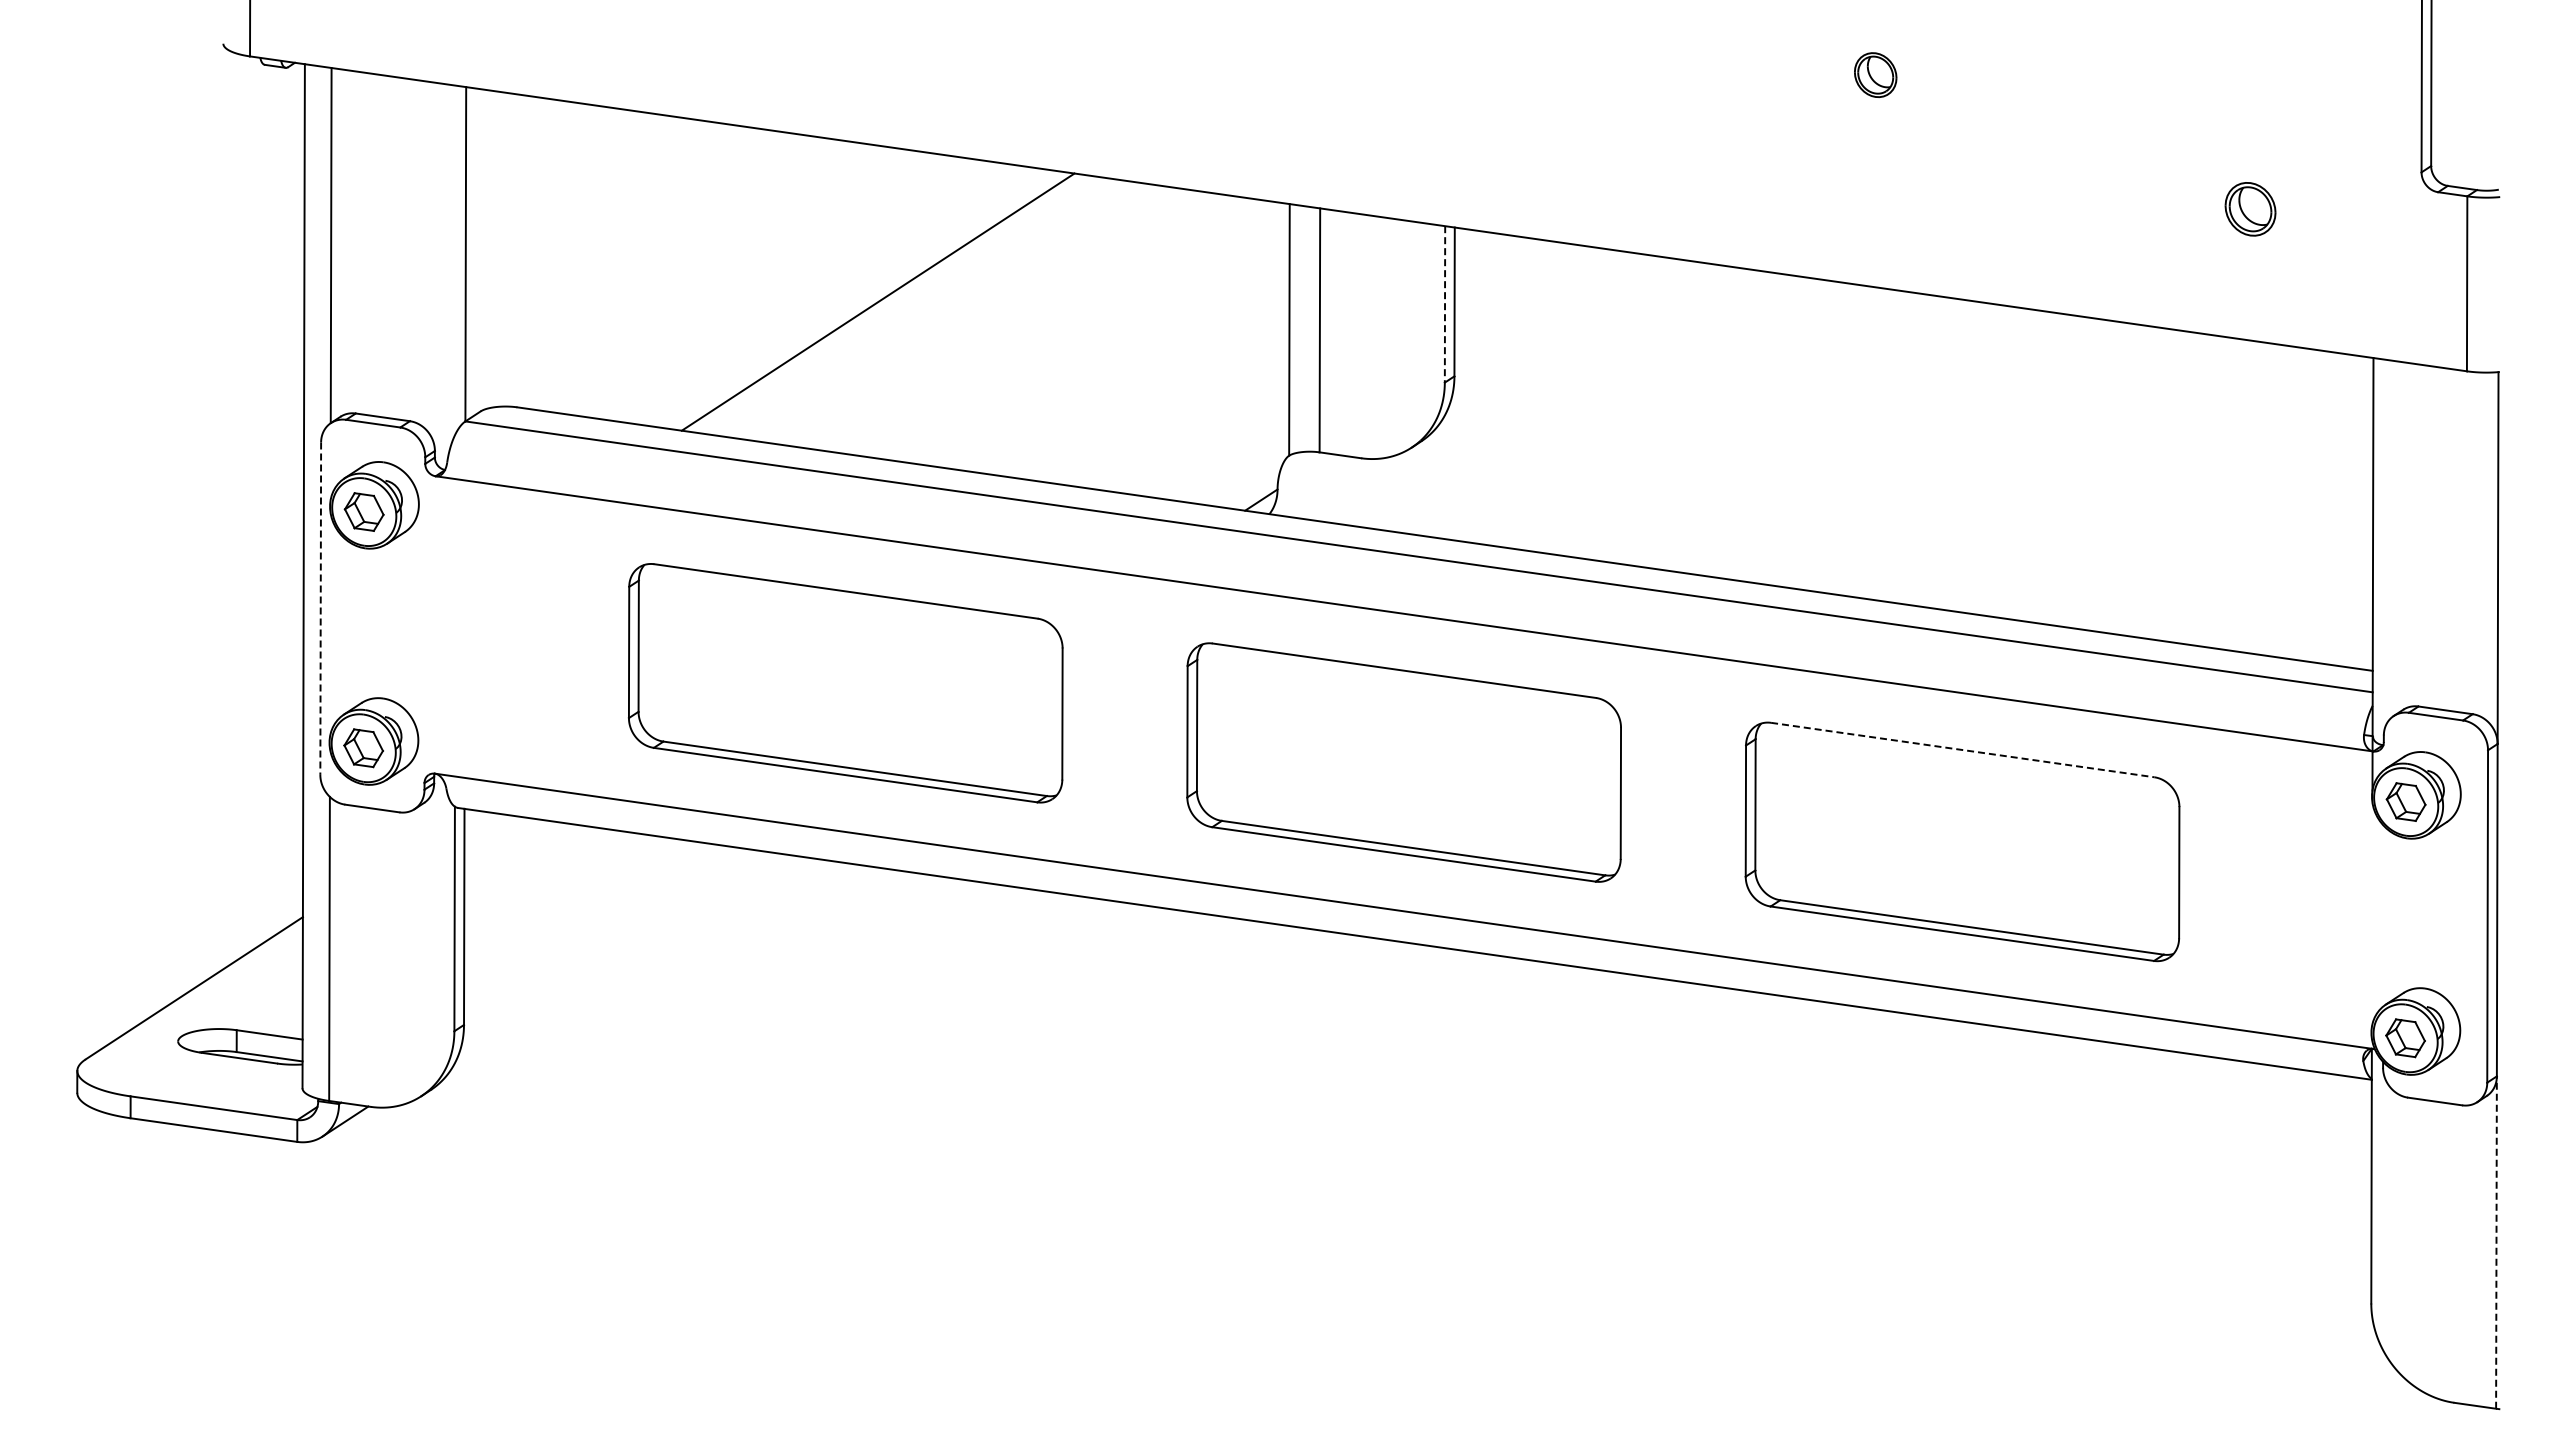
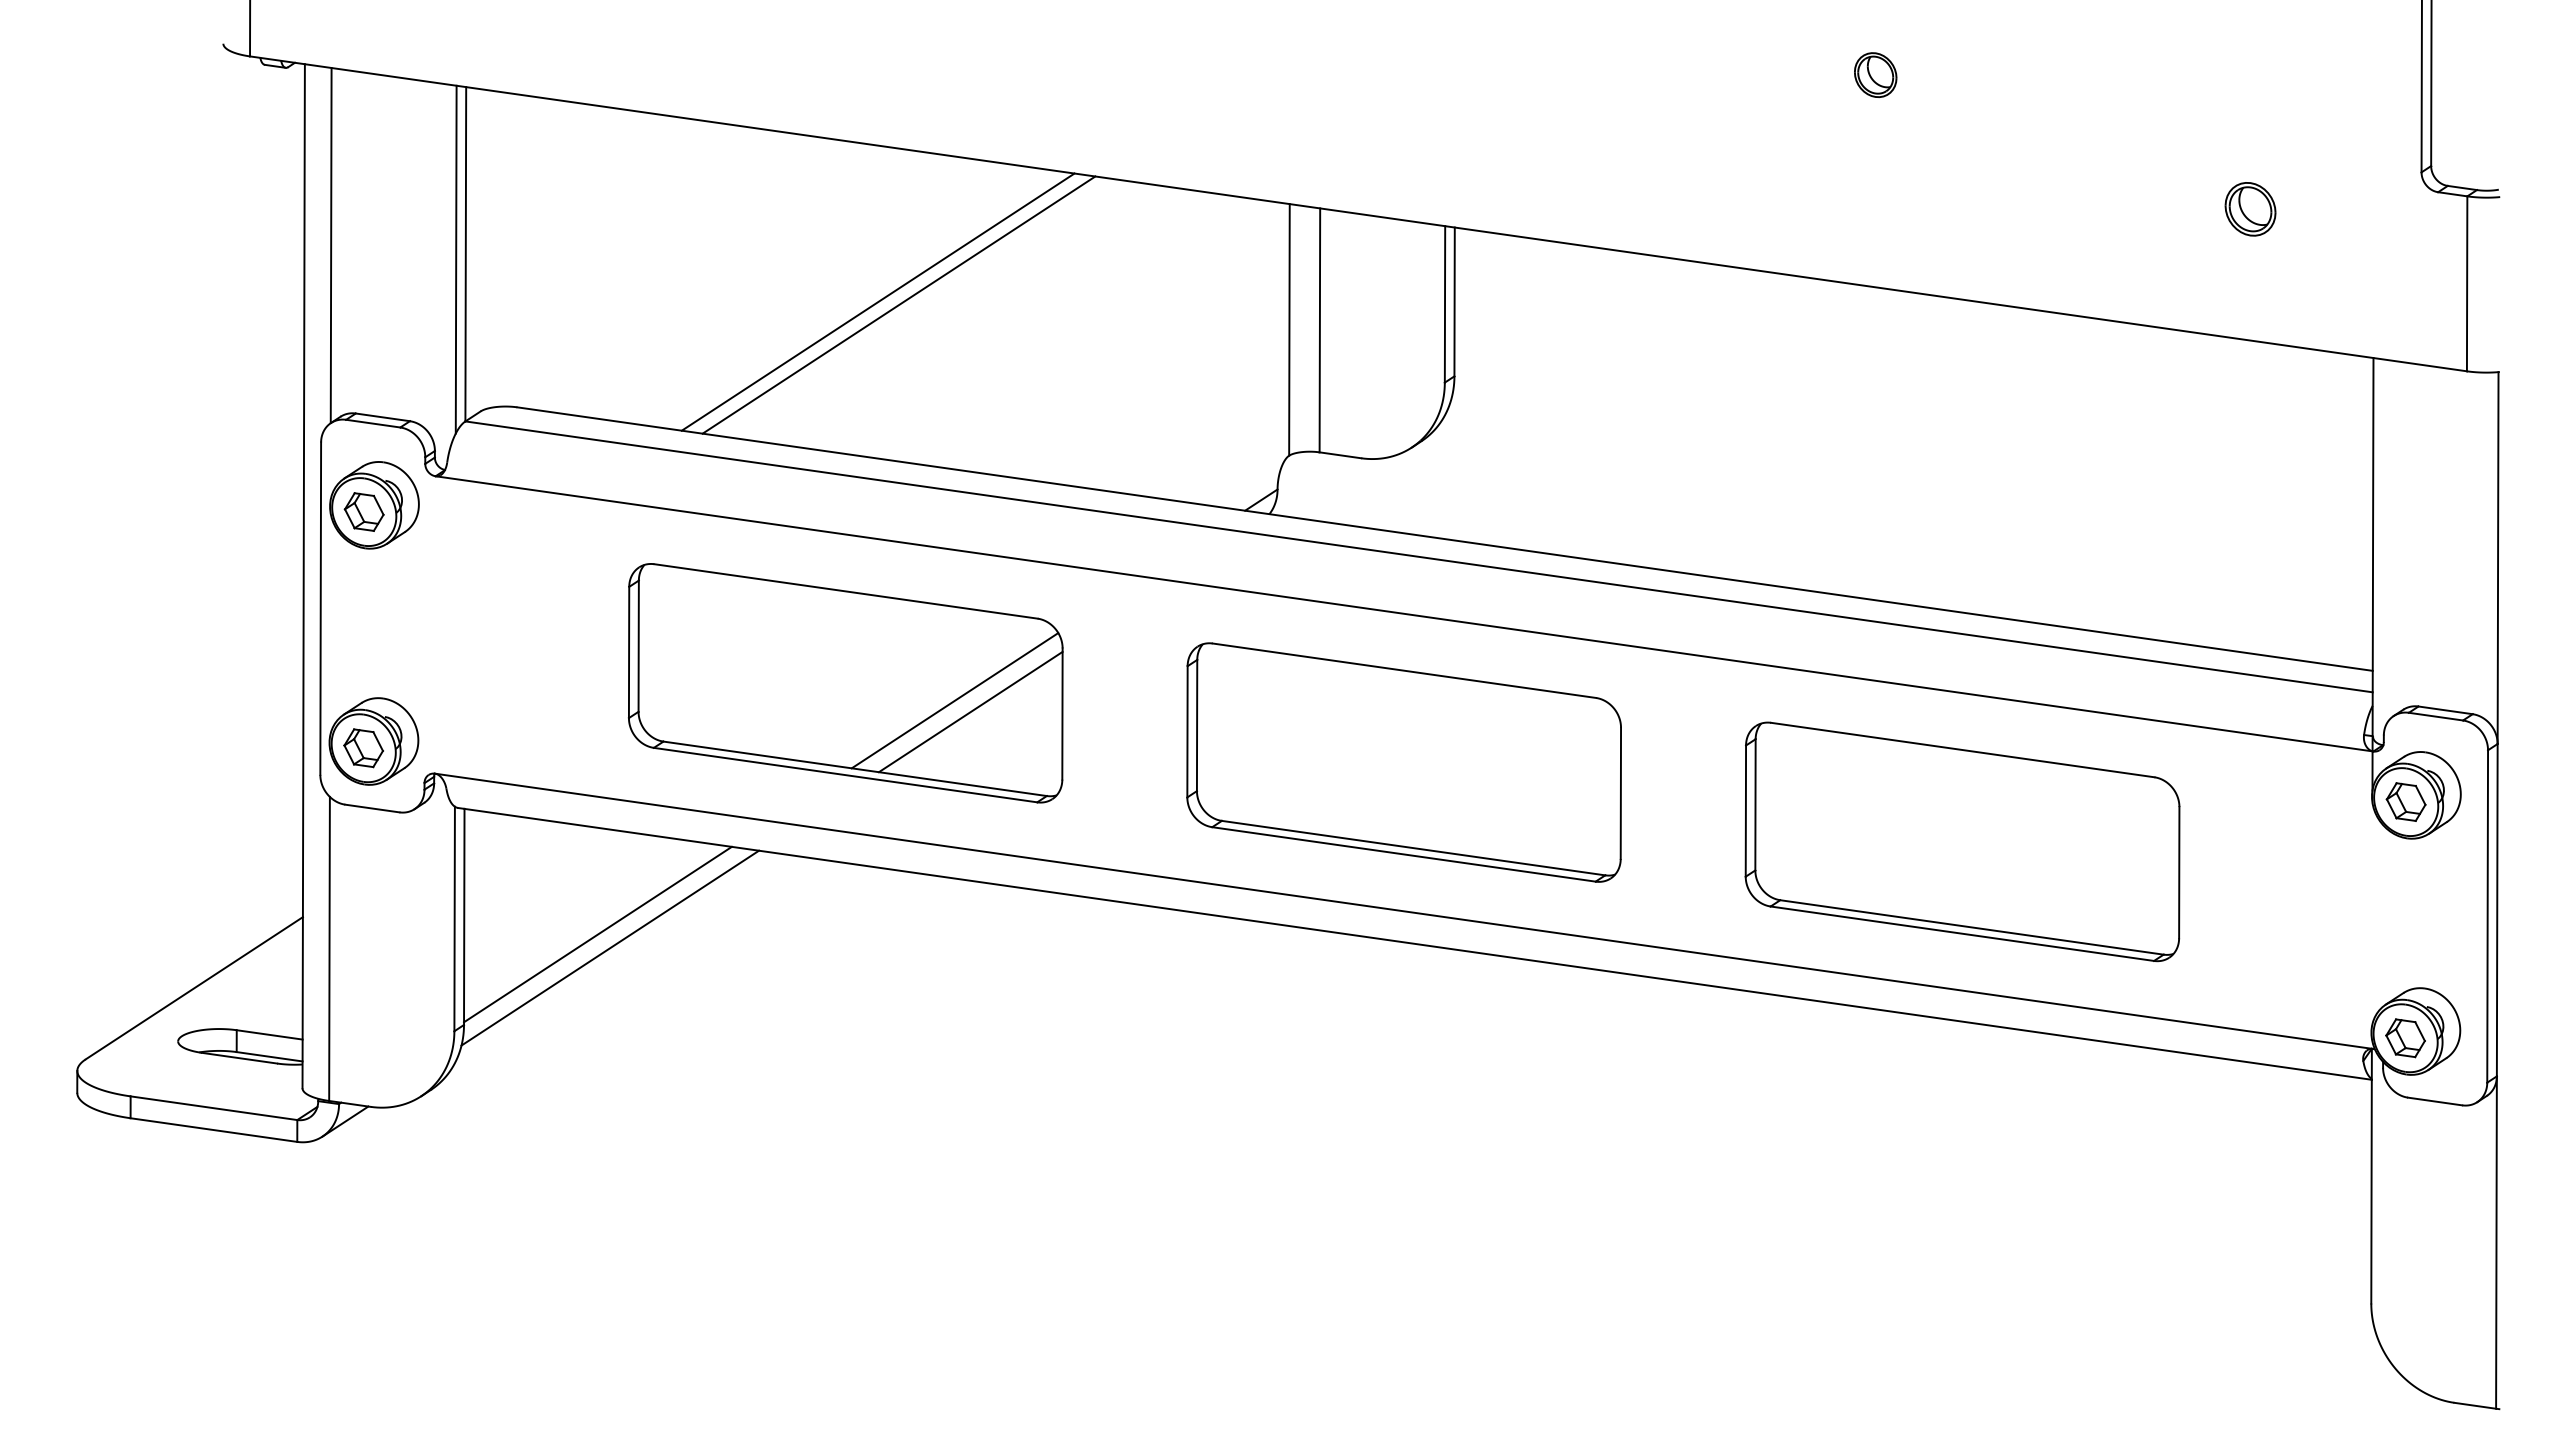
line: none -> present (455, 259)
line: none -> present (898, 304)
line: dashed -> solid (1445, 304)
line: dashed -> solid (320, 609)
line: none -> present (954, 700)
line: none -> present (970, 711)
line: dashed -> solid (1962, 750)
line: none -> present (597, 934)
line: none -> present (610, 947)
line: dashed -> solid (2496, 1242)
